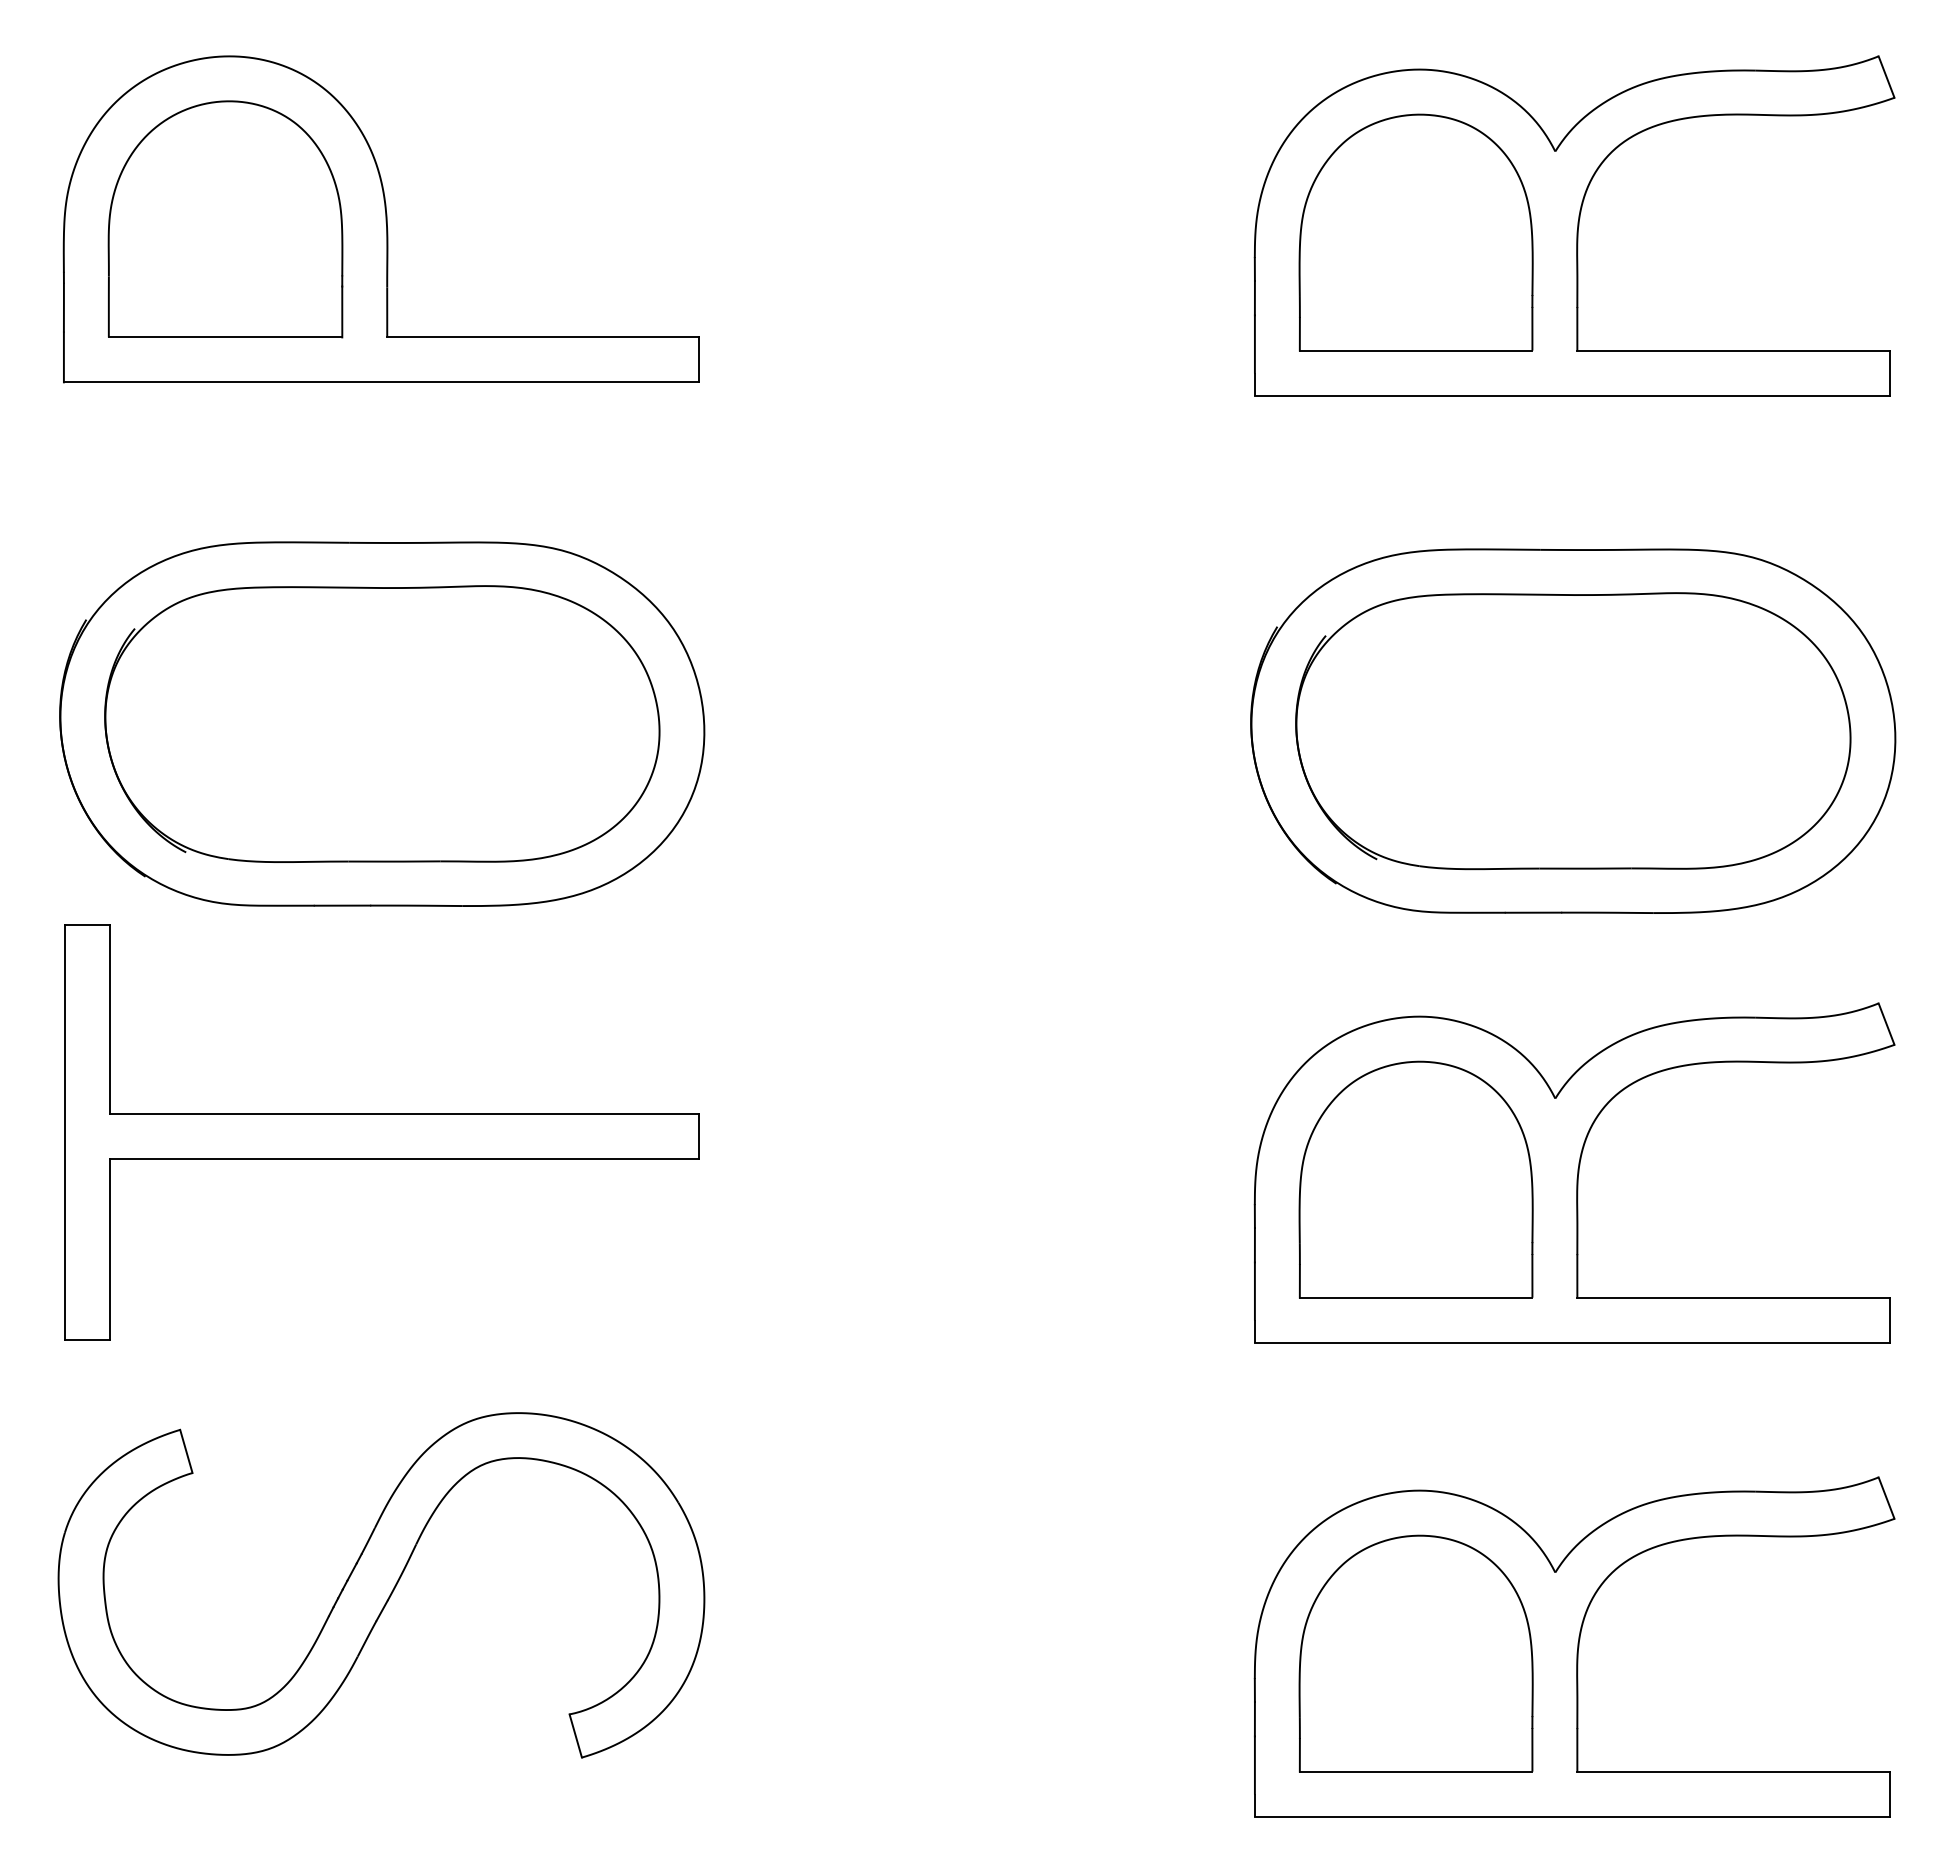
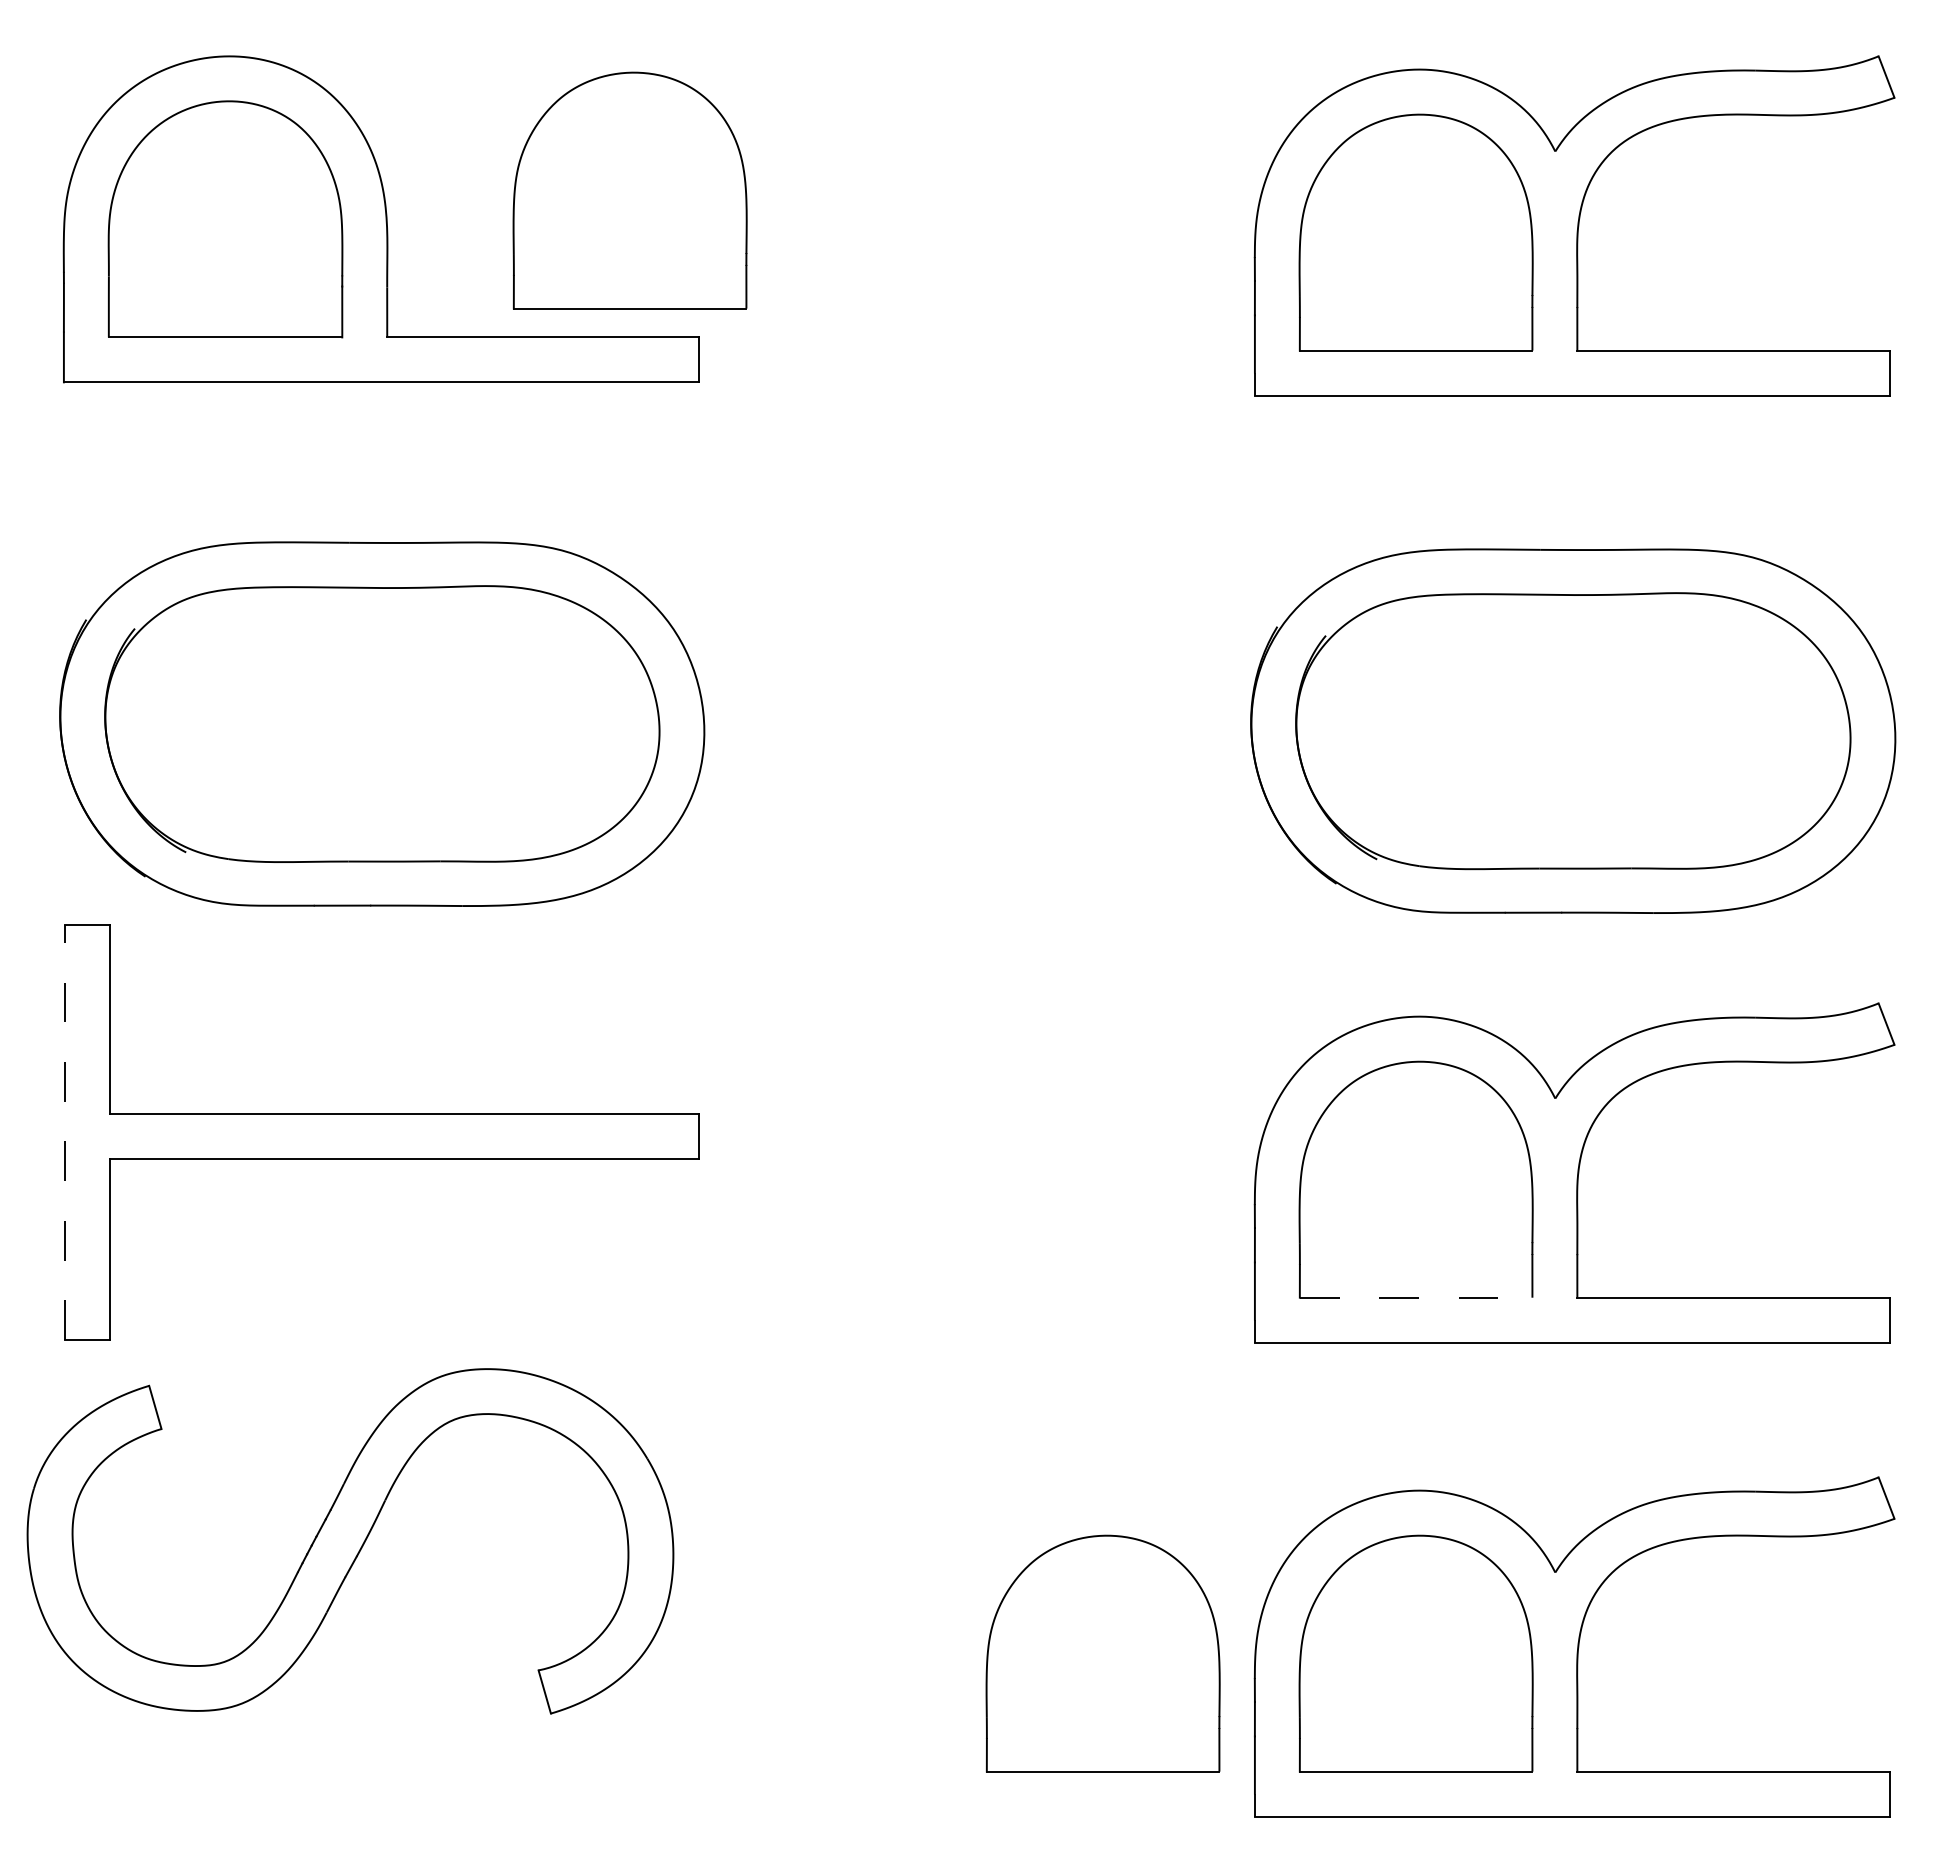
part: none -> present (629, 190)
line: solid -> dashed (64, 1132)
line: solid -> dashed (1416, 1297)
part position: (381, 1585) -> (350, 1541) (350, 1541)
part: none -> present (1102, 1653)
